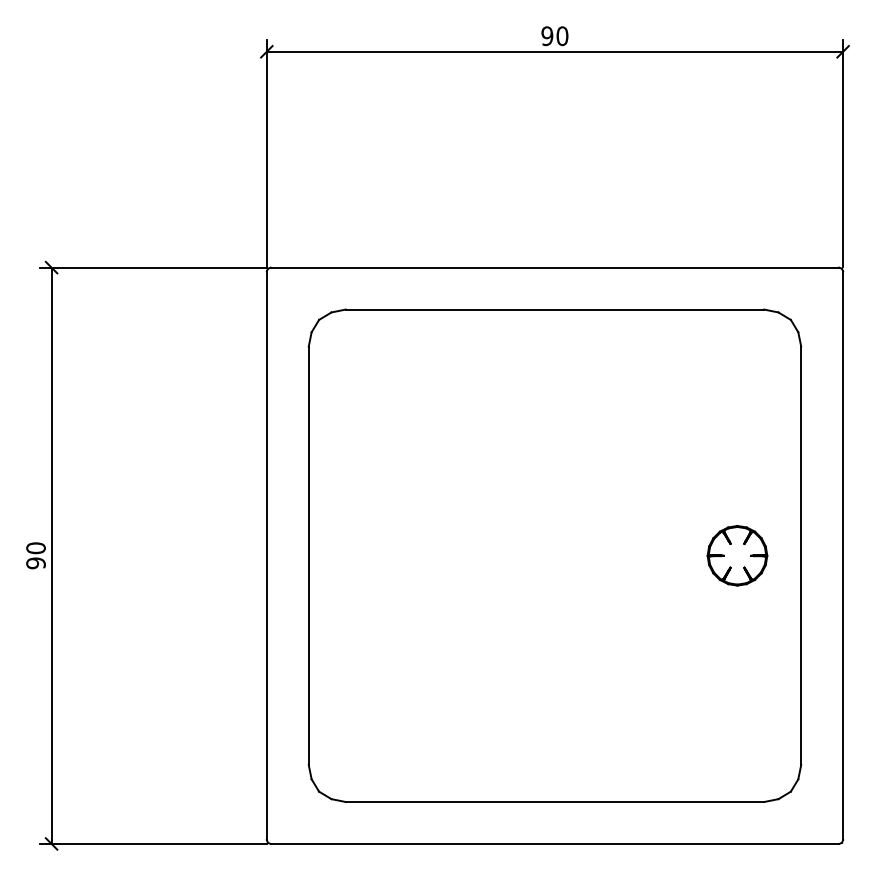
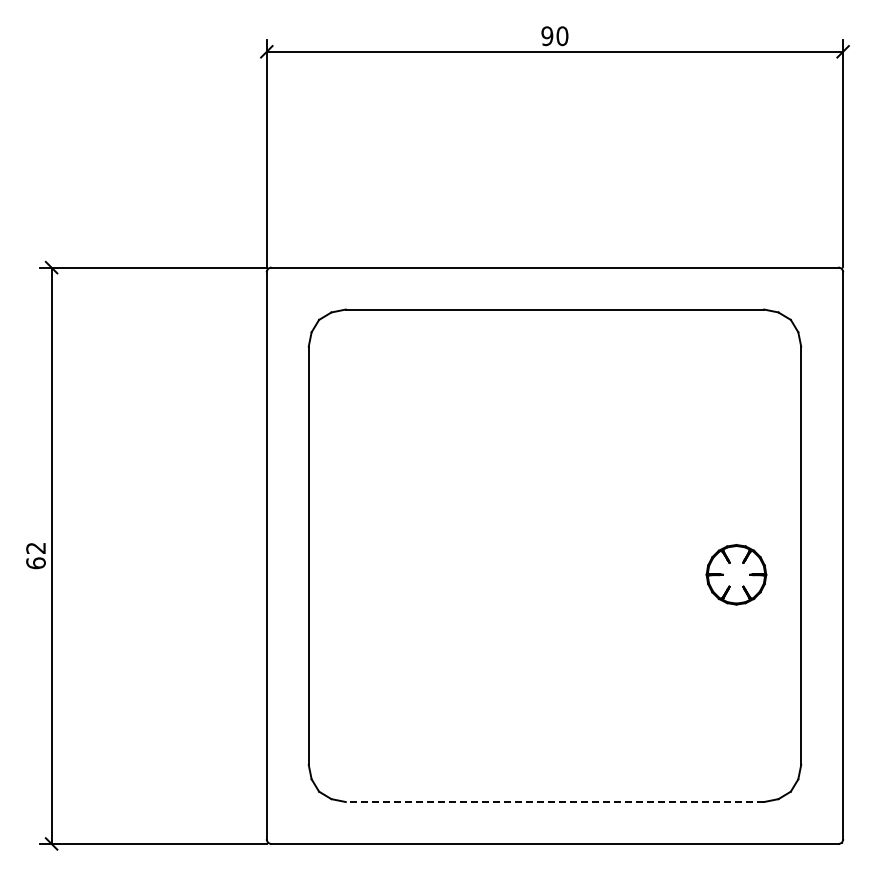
text: 90 -> 62 (35, 555)
part position: (737, 555) -> (736, 574) (736, 574)
line: solid -> dashed (554, 802)
